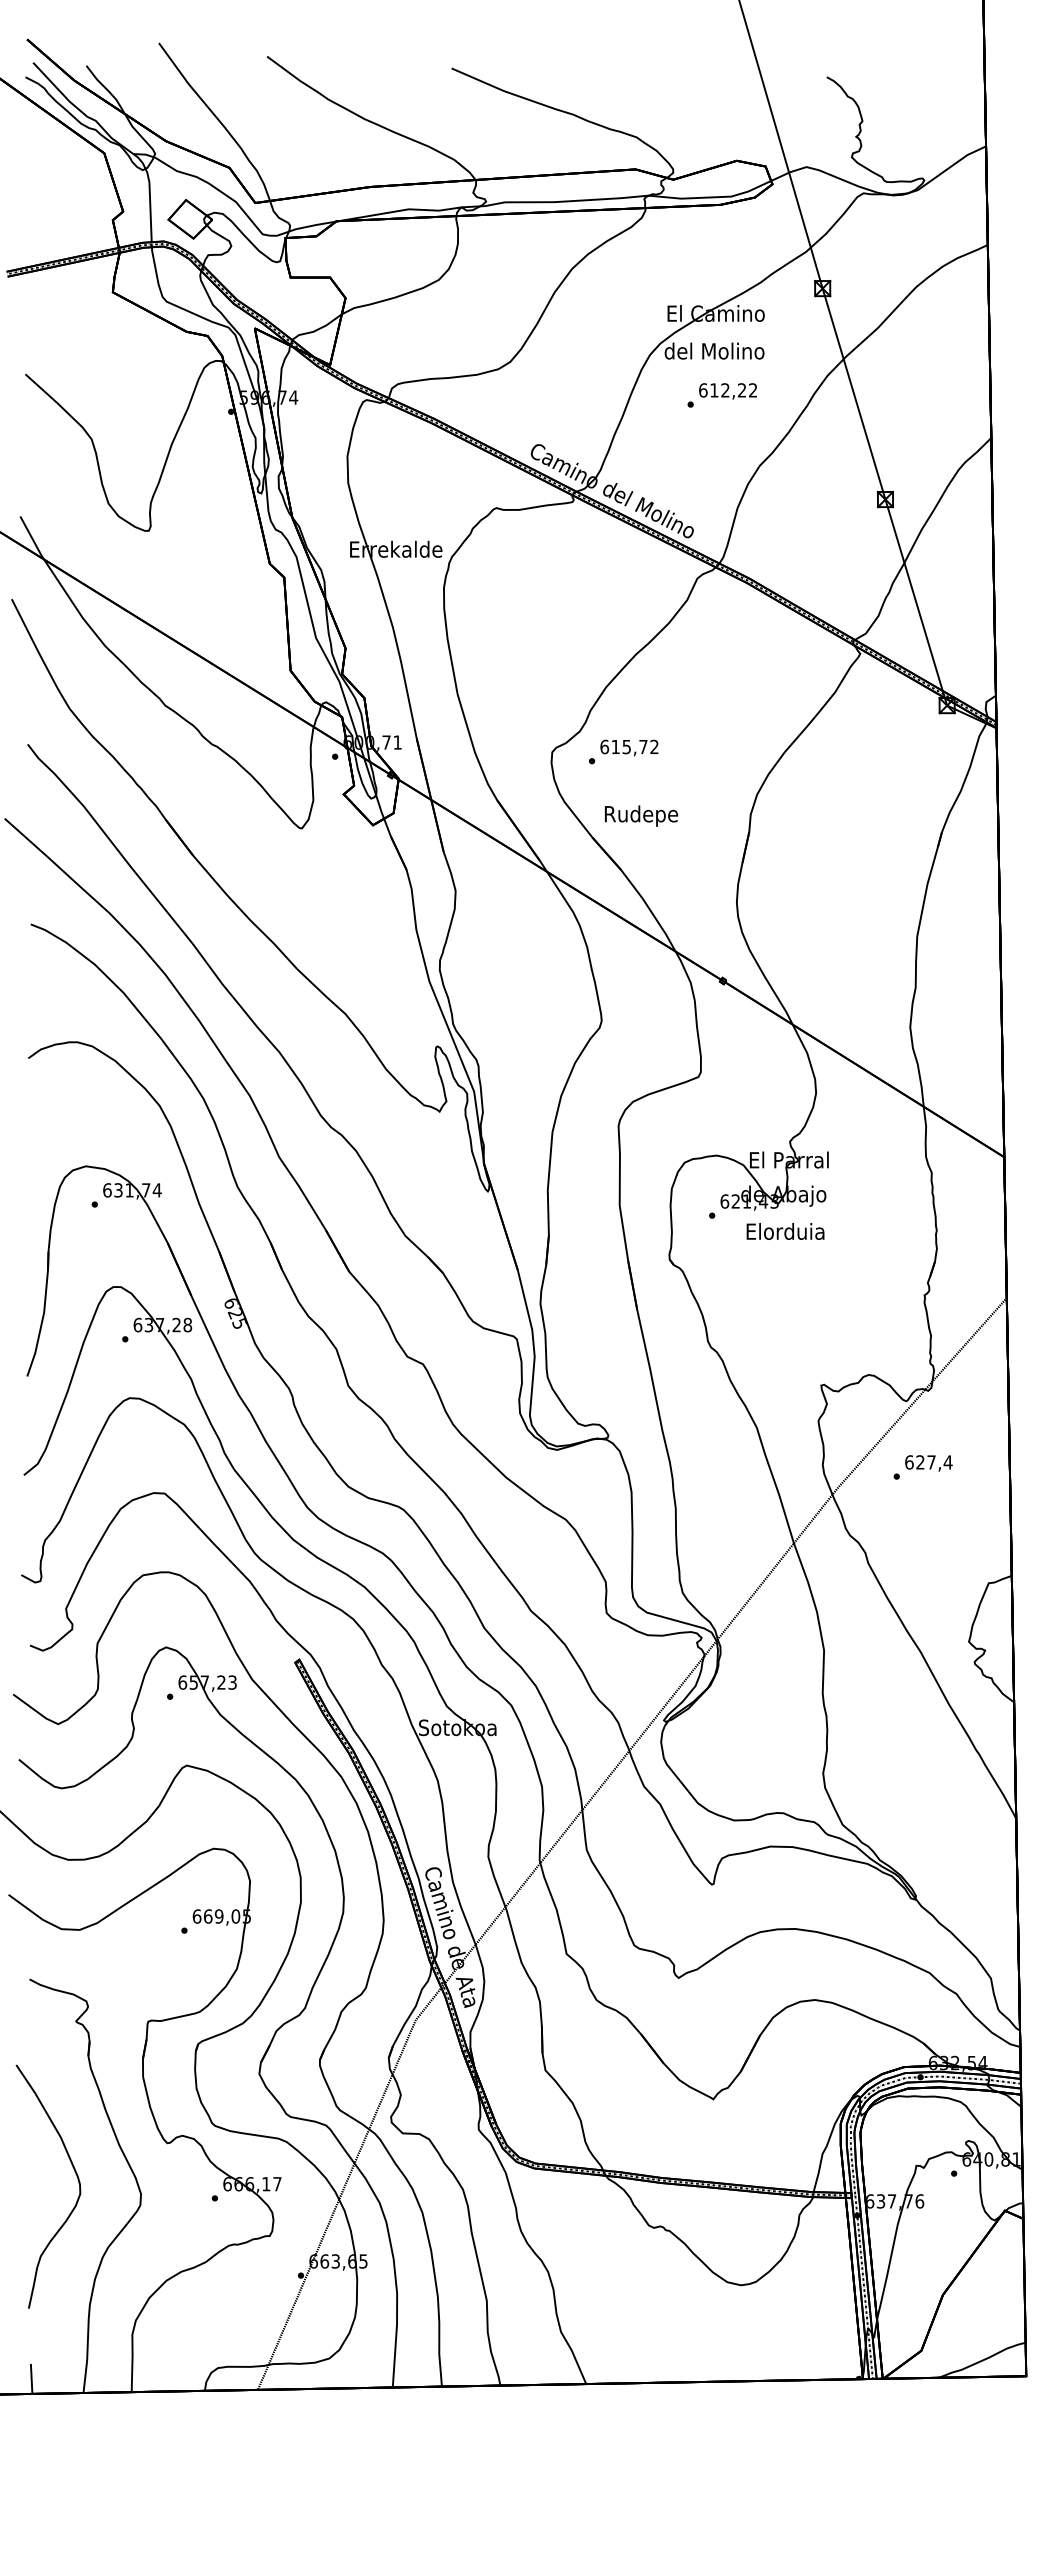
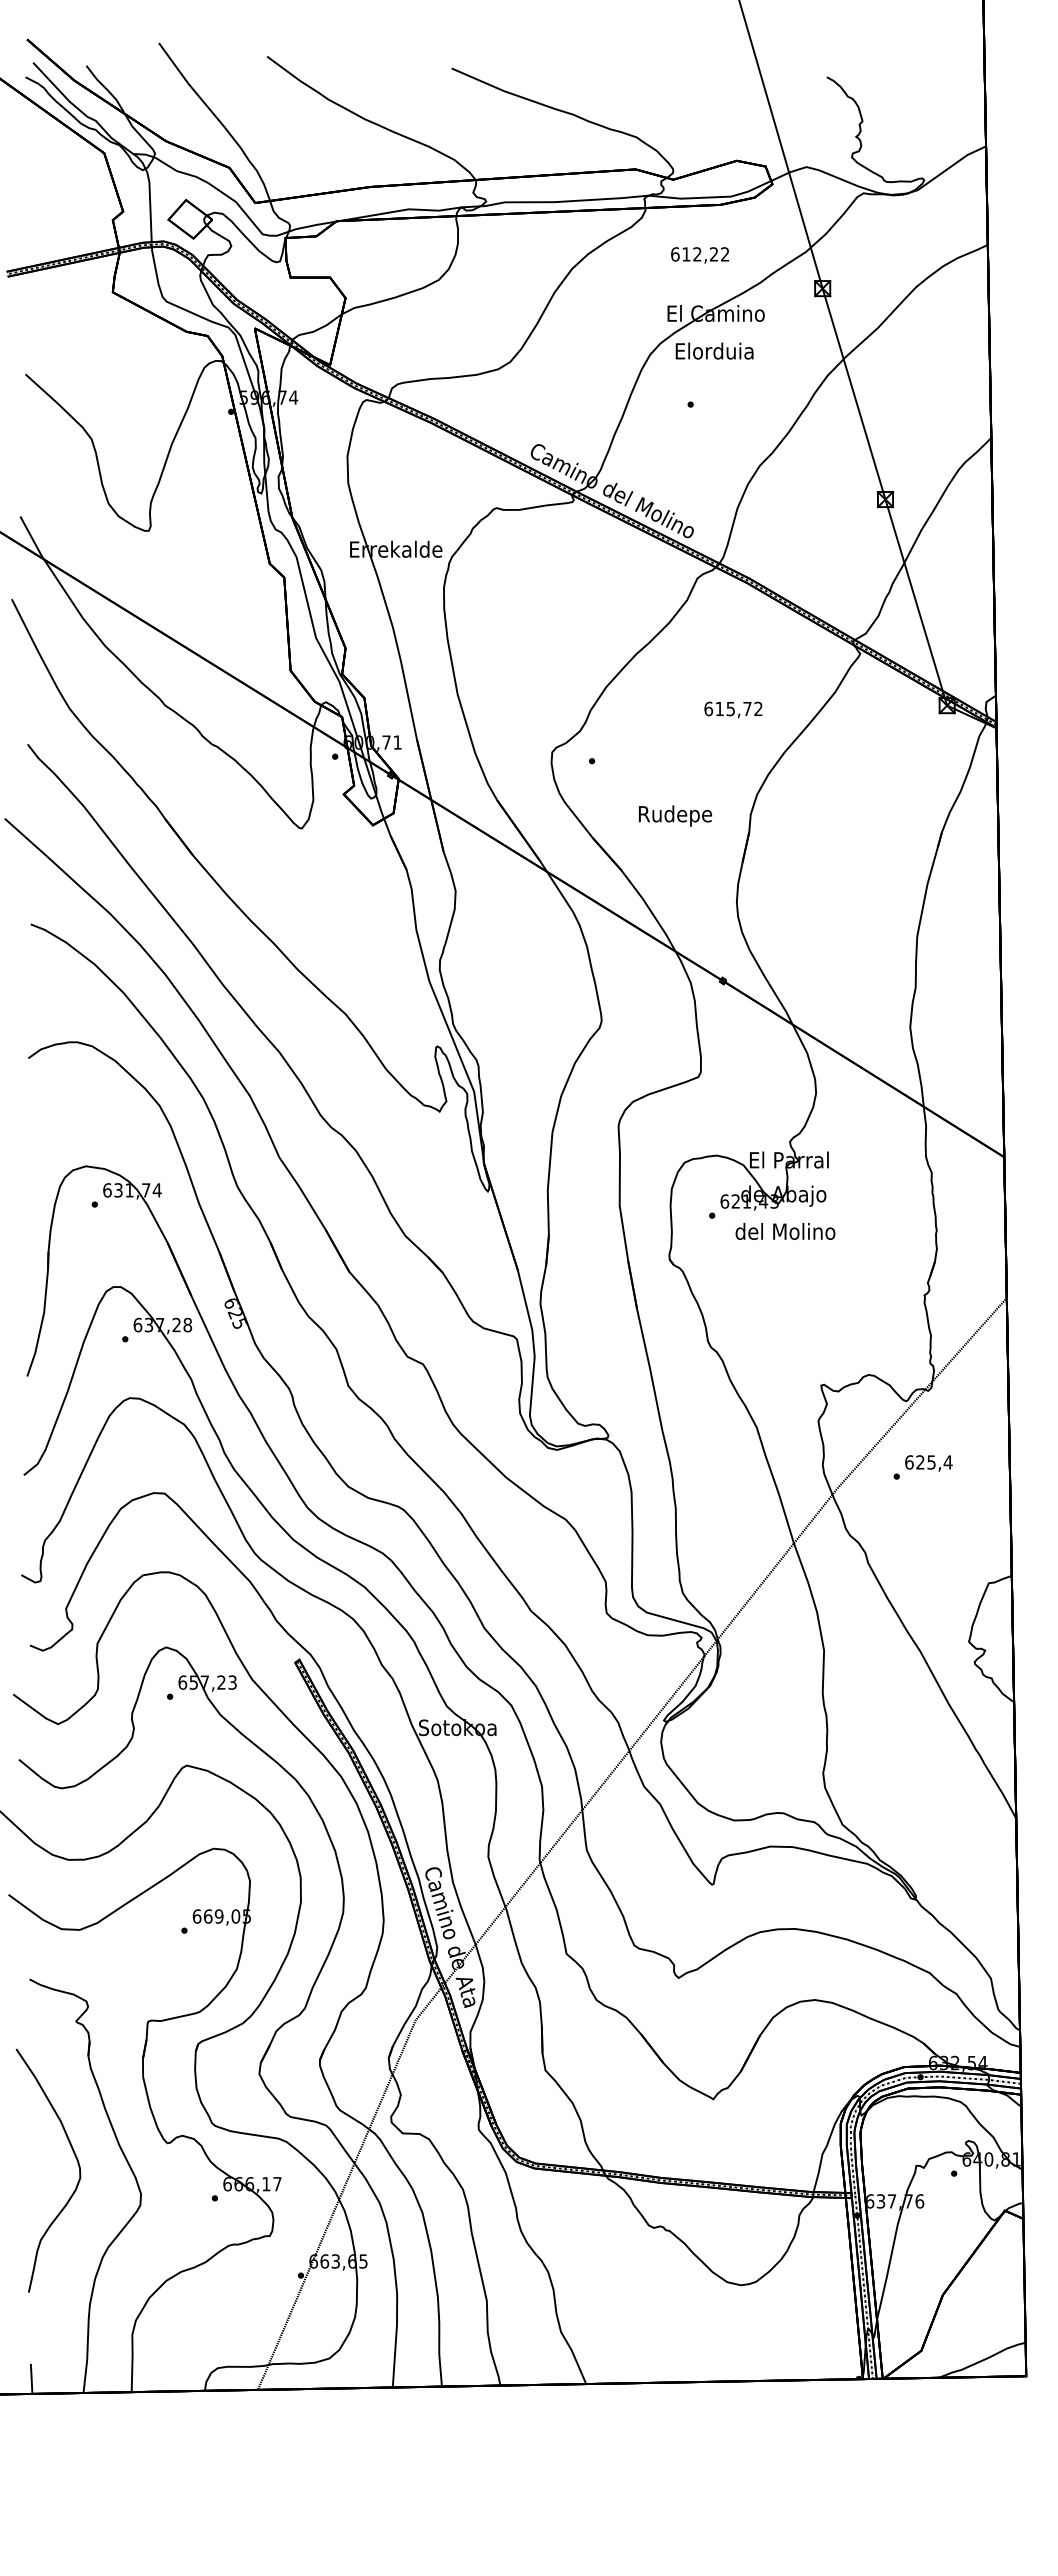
text: del Molino -> Elorduia (714, 350)
text position: (727, 391) -> (699, 255) (699, 255)
text position: (629, 747) -> (733, 709) (733, 709)
text position: (641, 815) -> (675, 815) (675, 815)
text: Elorduia -> del Molino (785, 1231)
text: 627,4 -> 625,4 (931, 1462)
curve position: (75, 2174) -> (75, 2158) (75, 2158)
